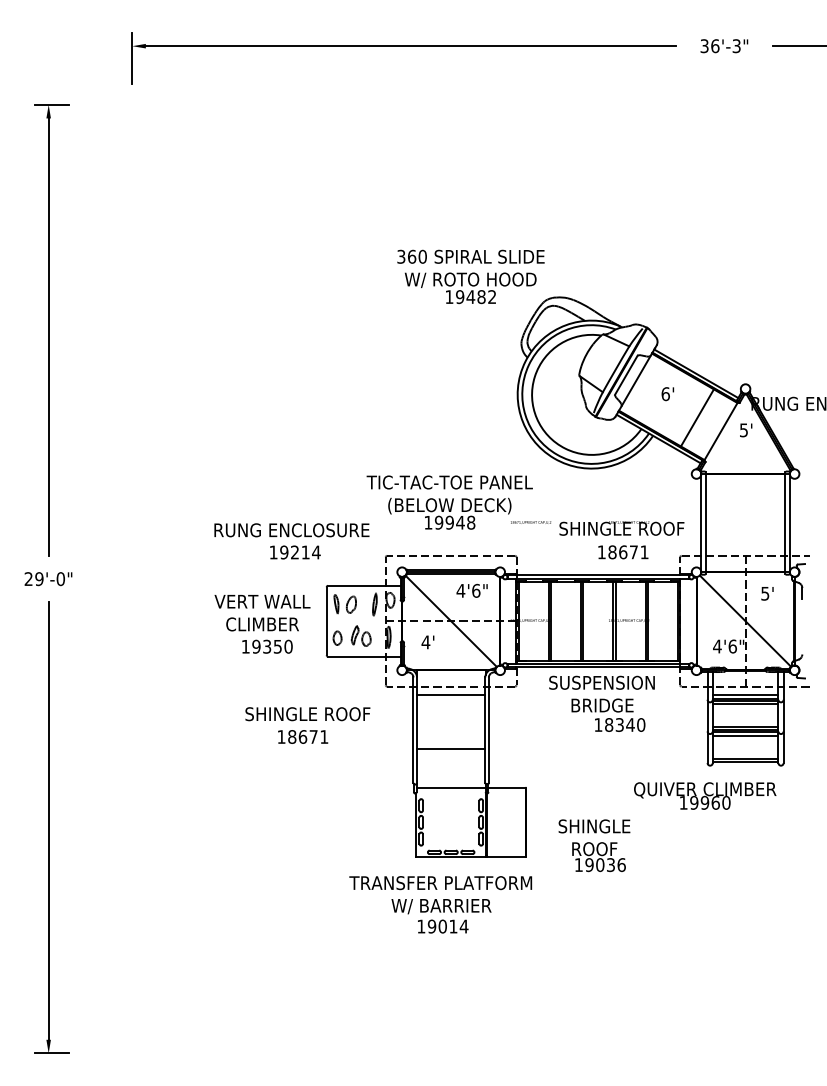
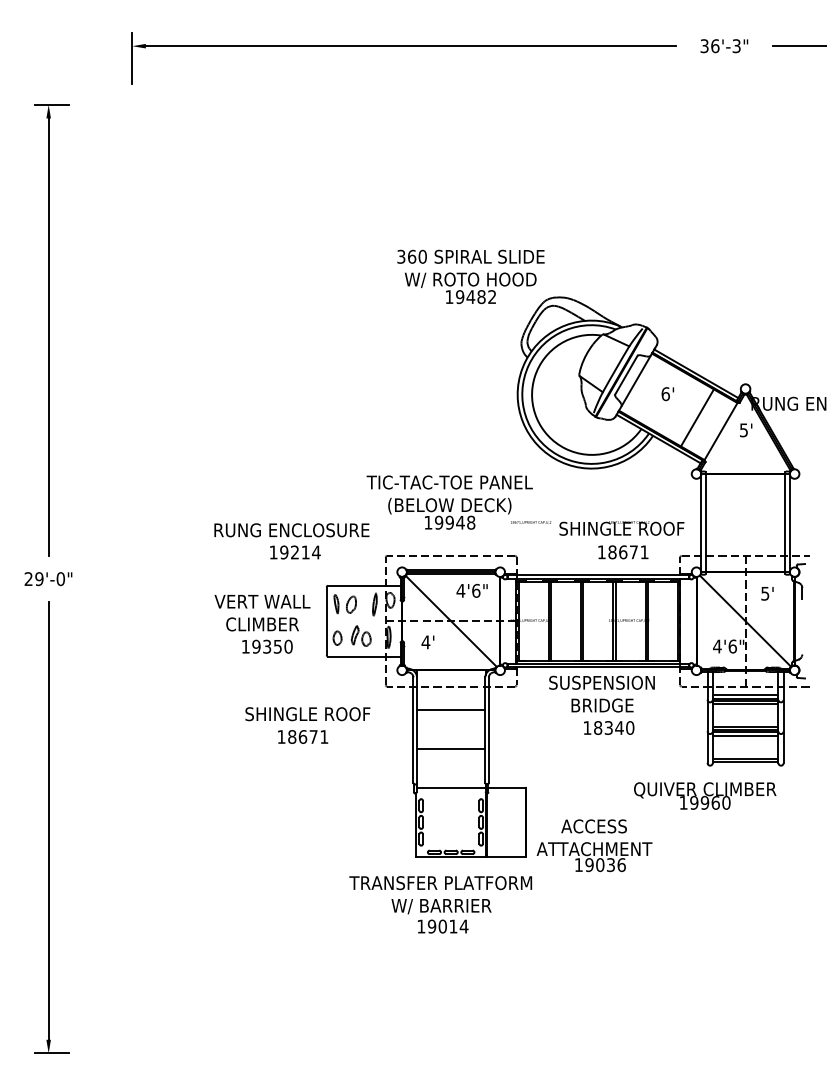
line position: (451, 695) -> (451, 710) (451, 710)
text position: (620, 724) -> (609, 727) (609, 727)
text: SHINGLE ROOF -> ACCESS ATTACHMENT (594, 837)
